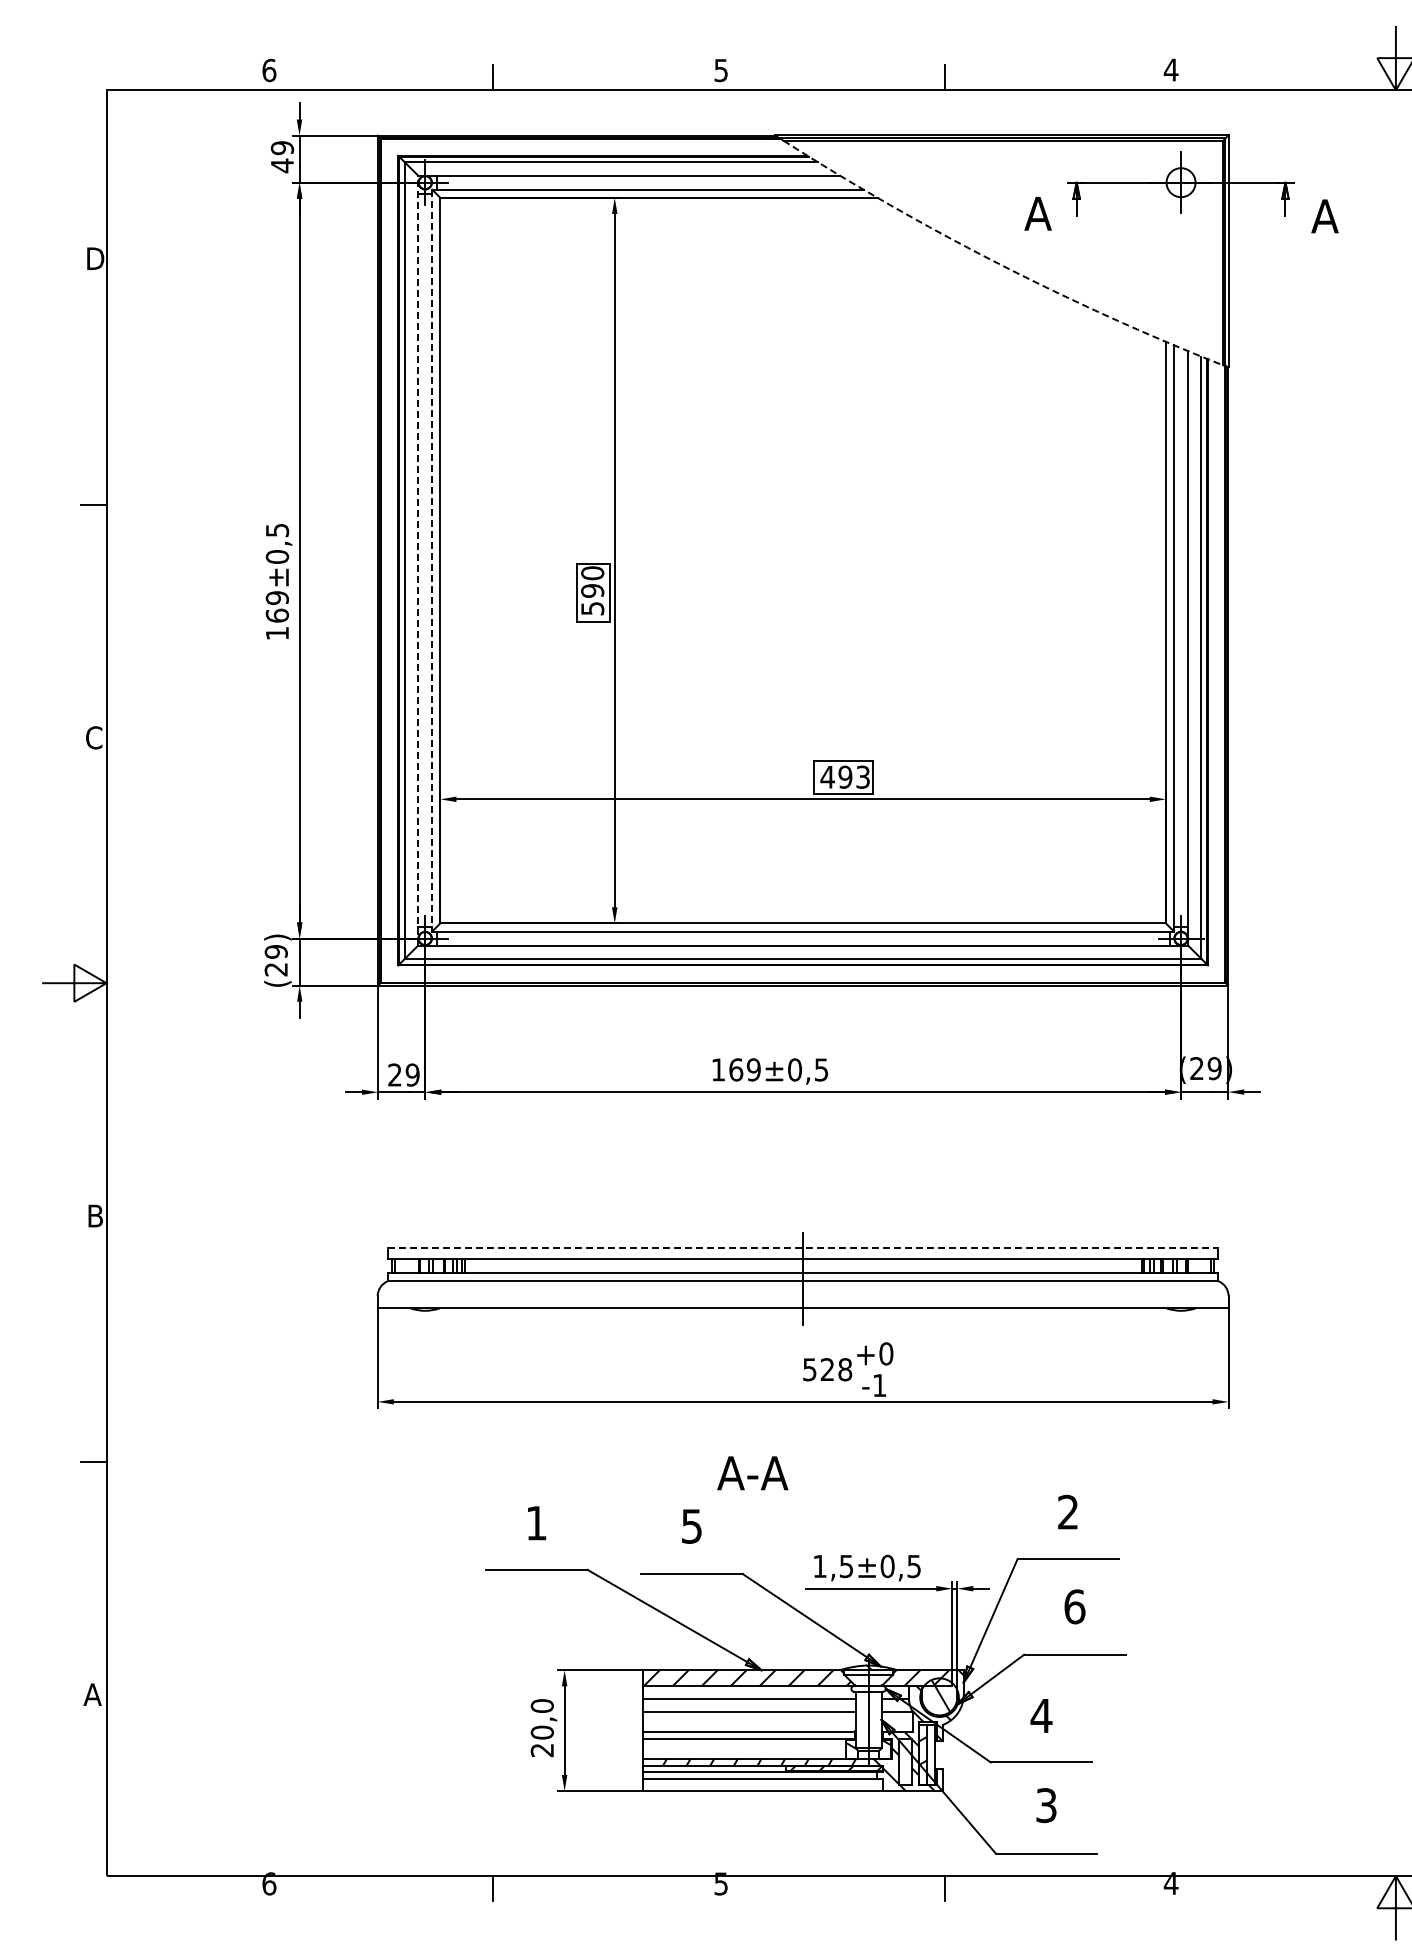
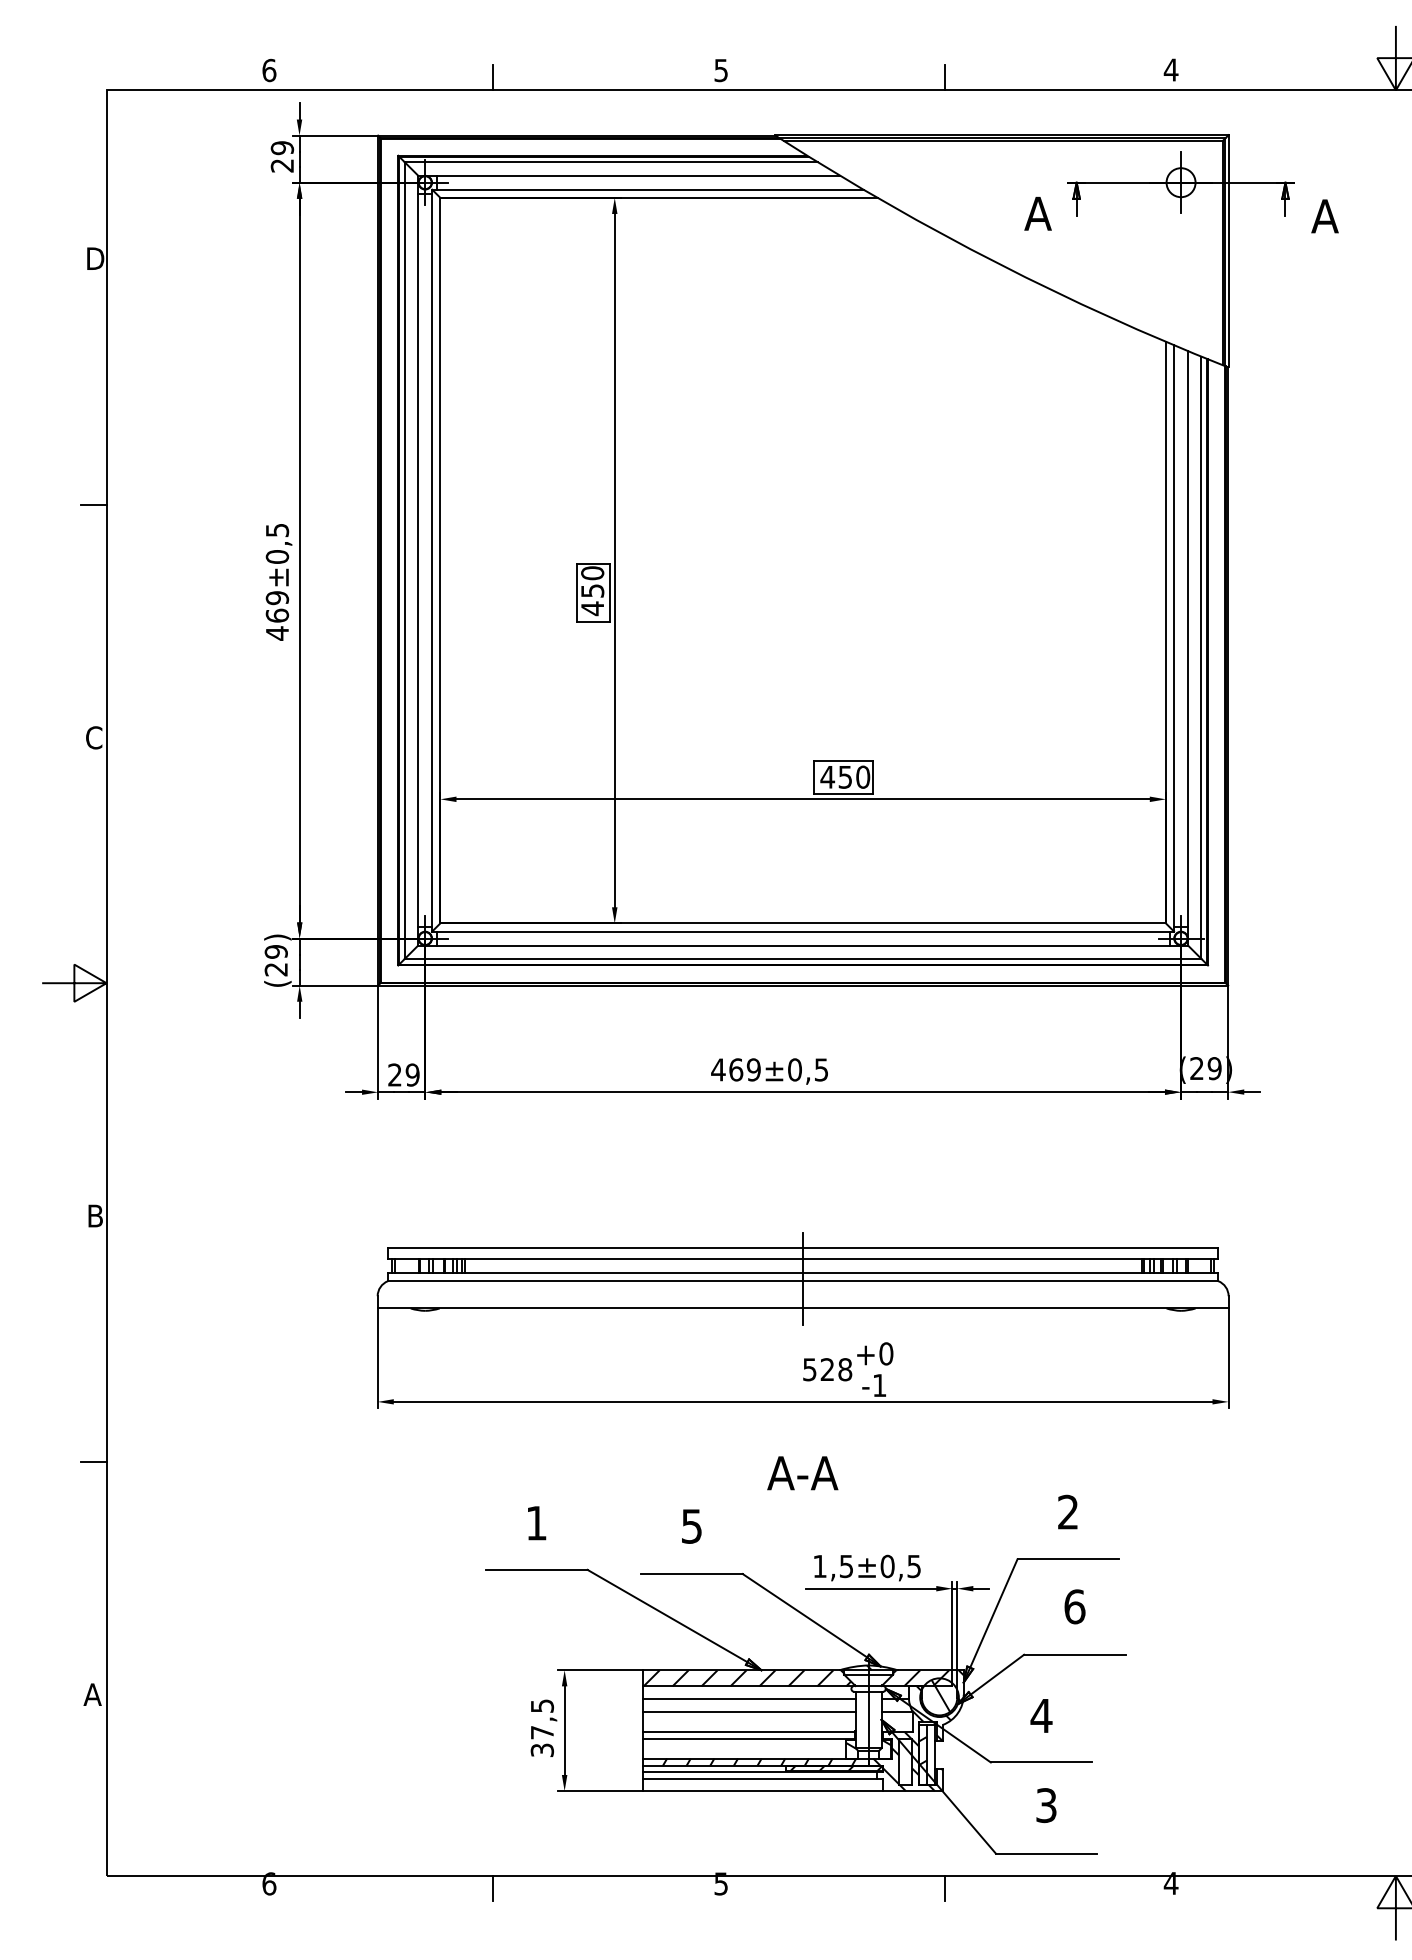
text: 49 -> 29 (281, 165)
arc: dashed -> solid (998, 263)
line: dashed -> solid (418, 560)
line: dashed -> solid (432, 560)
text: 590 -> 450 (592, 600)
text: 169 -> 469 (277, 633)
text: 493 -> 450 (854, 776)
text: 169 -> 469 (718, 1069)
line: dashed -> solid (803, 1248)
text position: (752, 1473) -> (802, 1473) (802, 1473)
text: 20,0 -> 37,5 (542, 1728)
